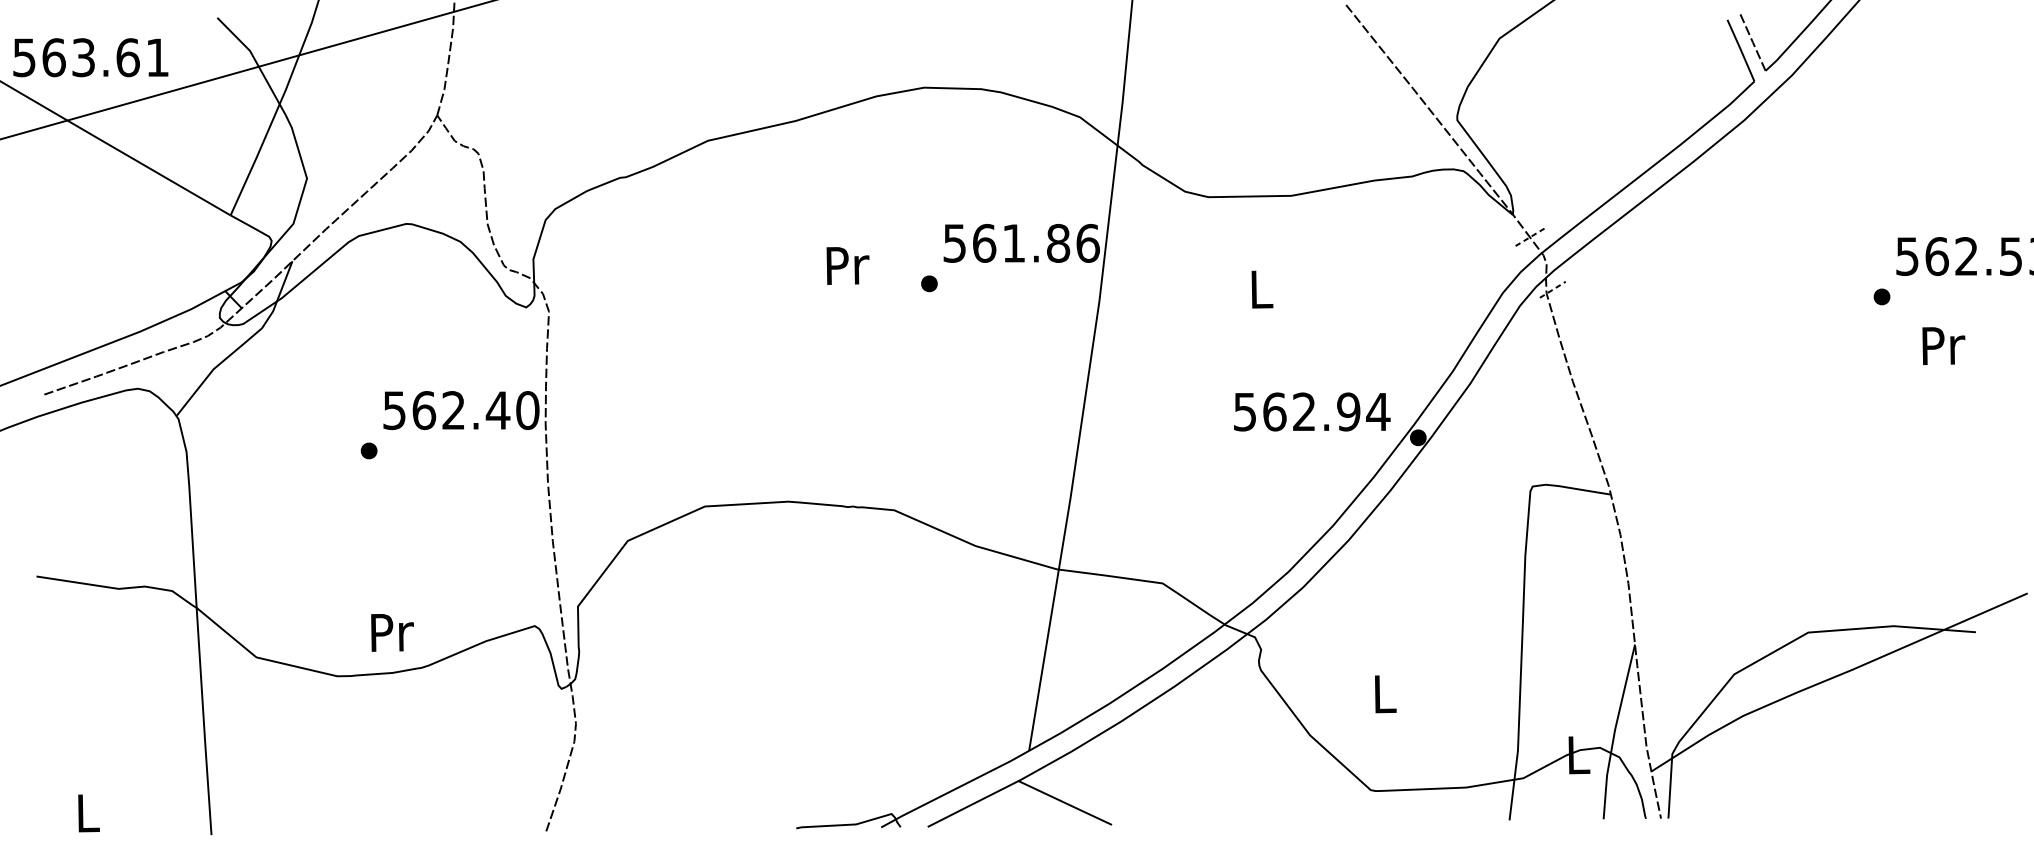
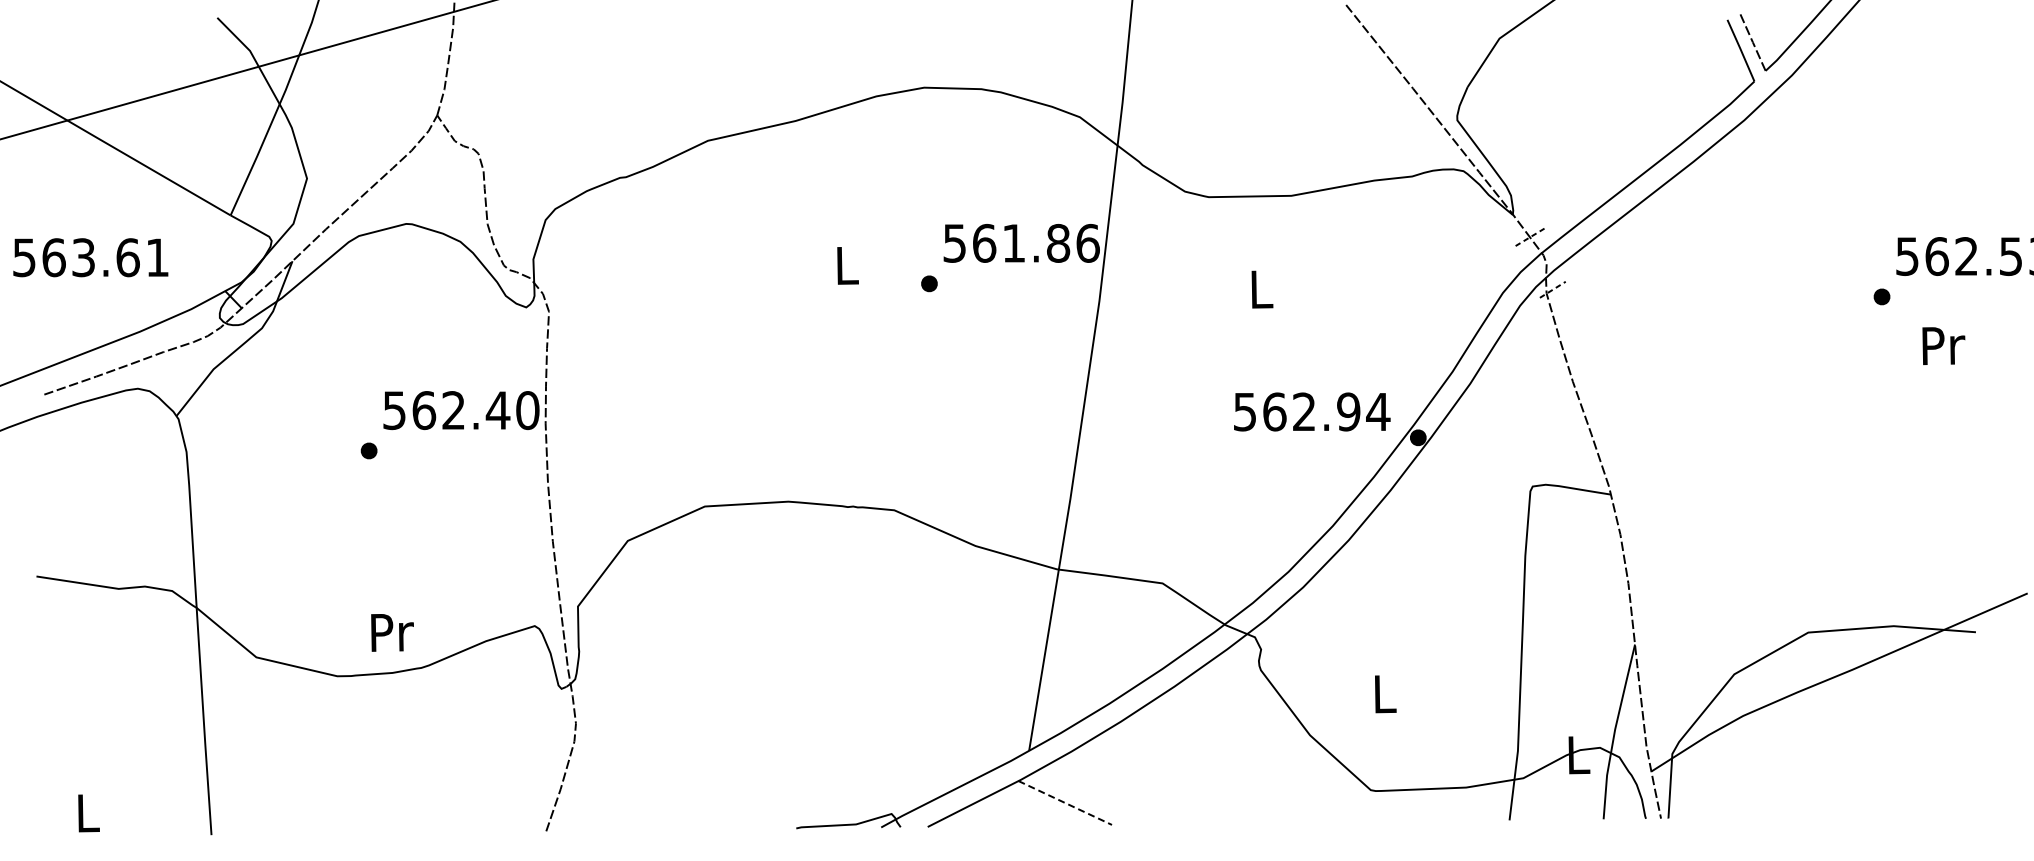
text position: (90, 57) -> (90, 257) (90, 257)
text: Pr -> L (847, 265)
line: solid -> dashed (1065, 803)
